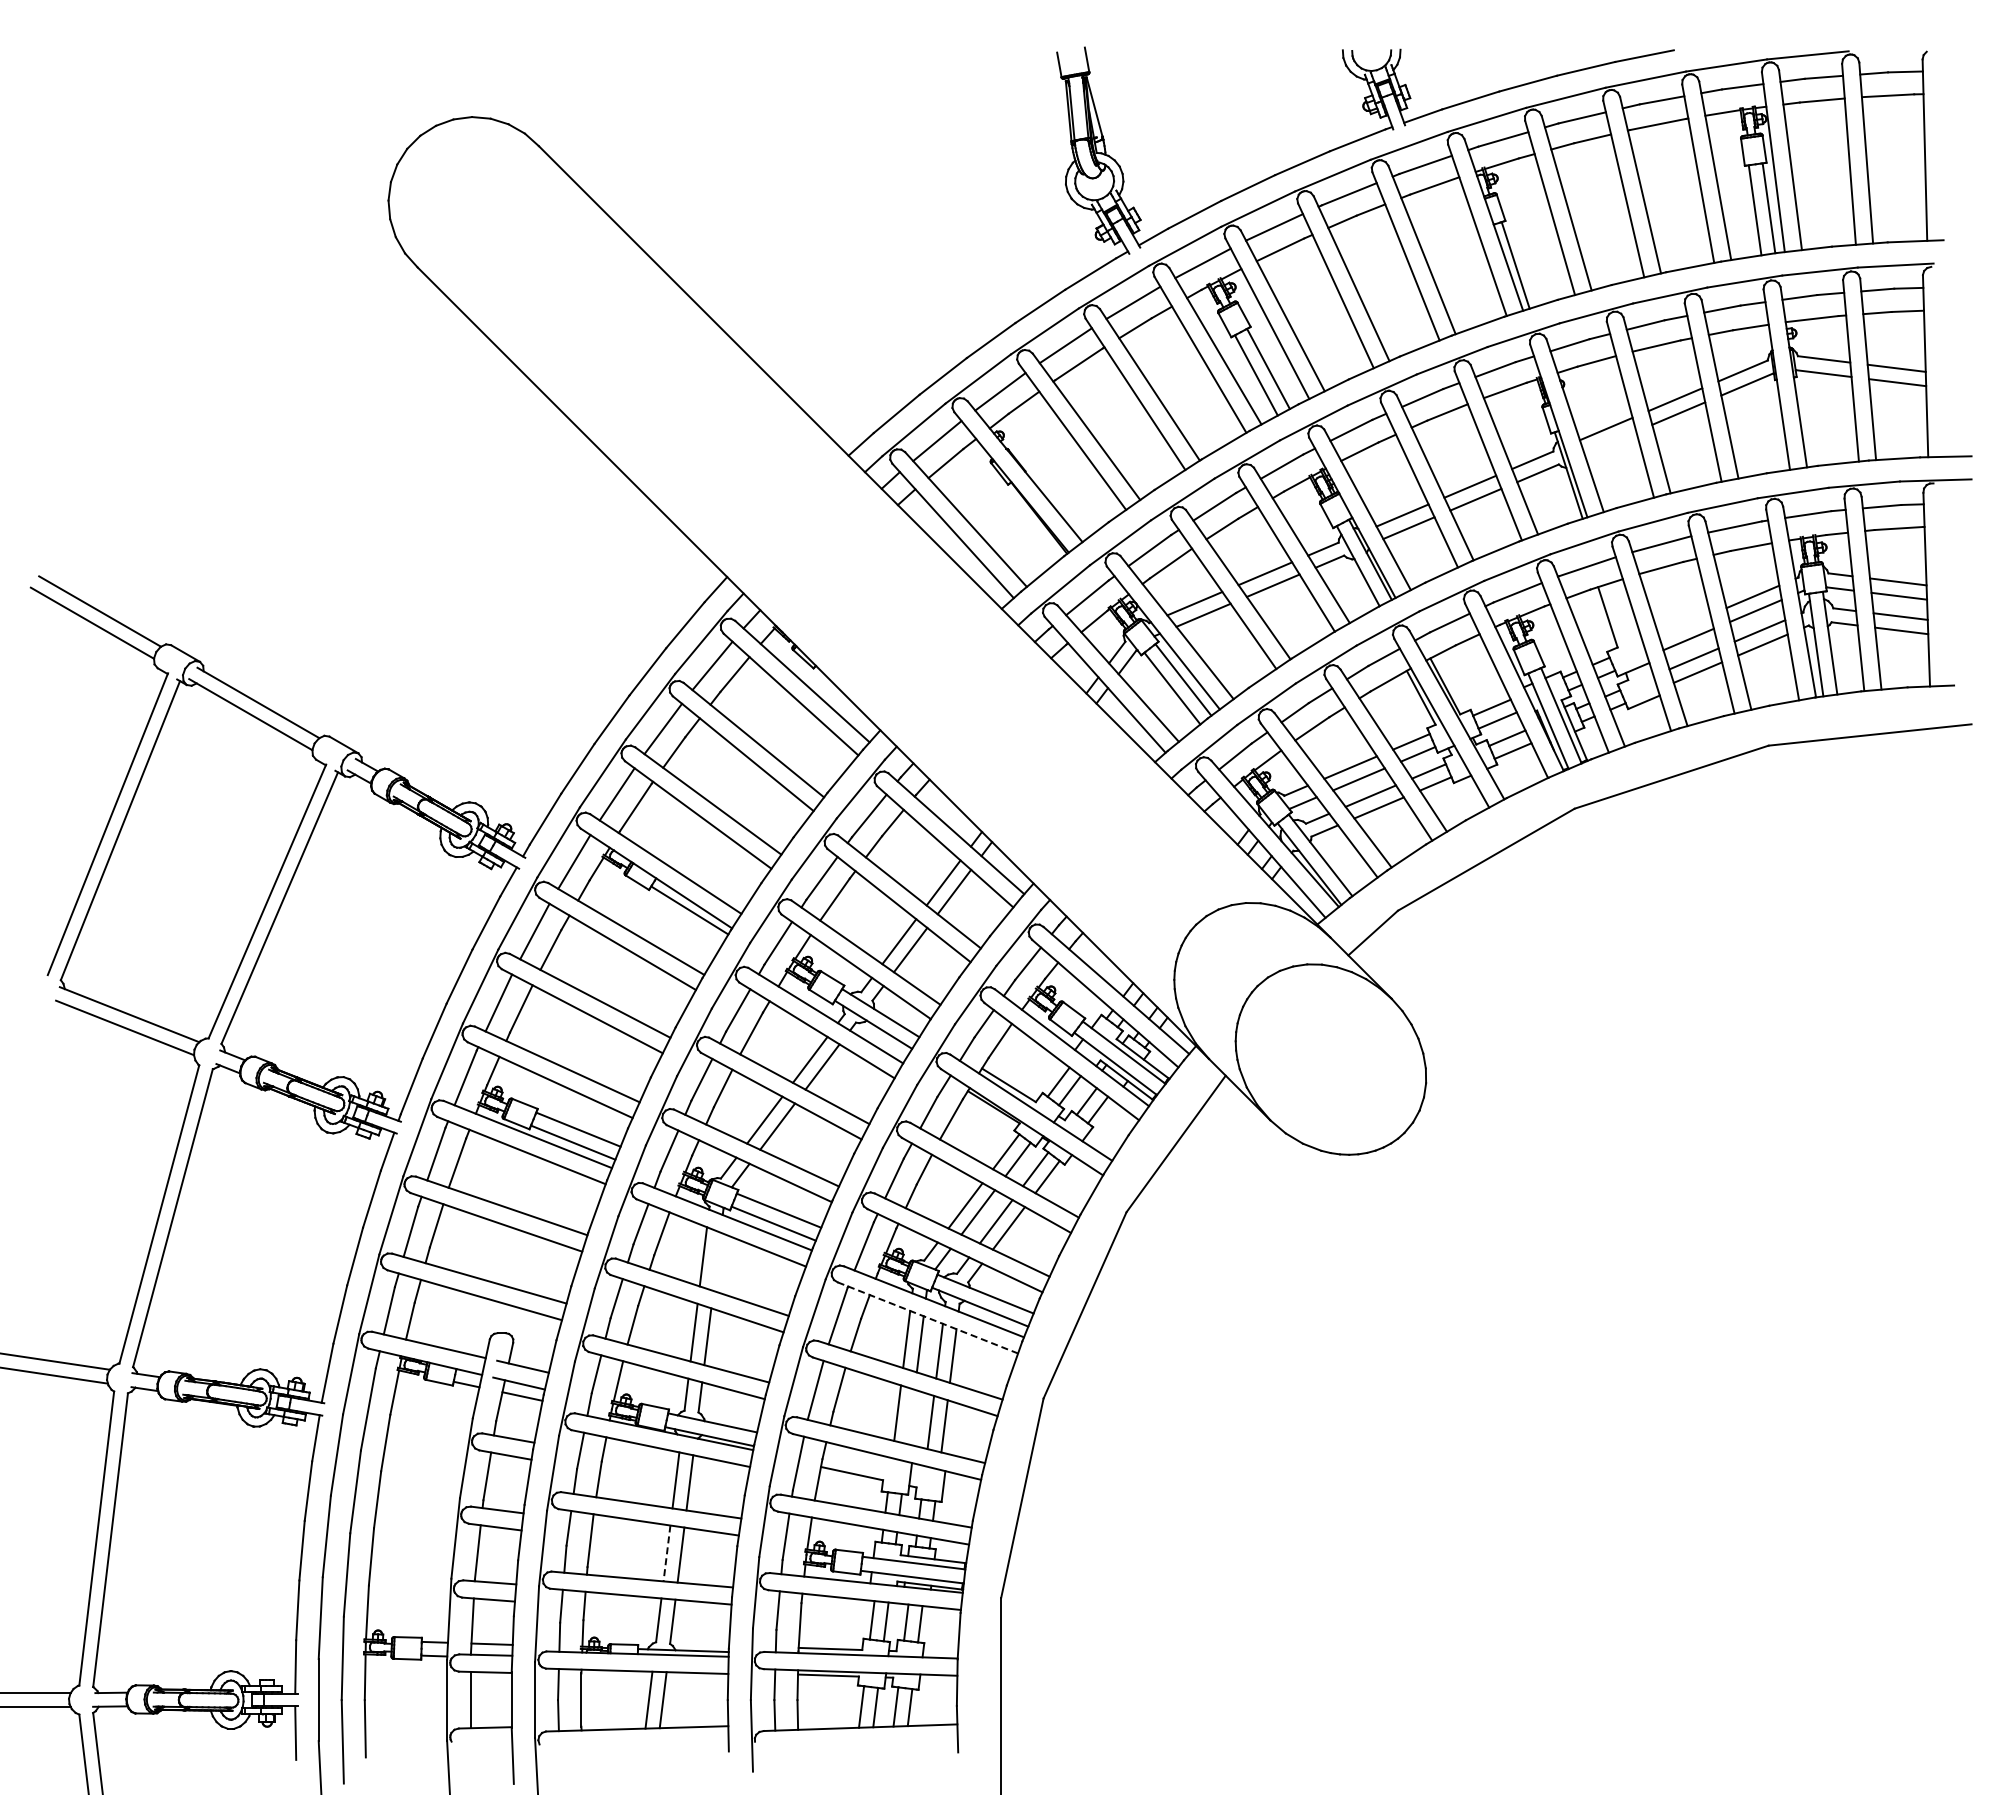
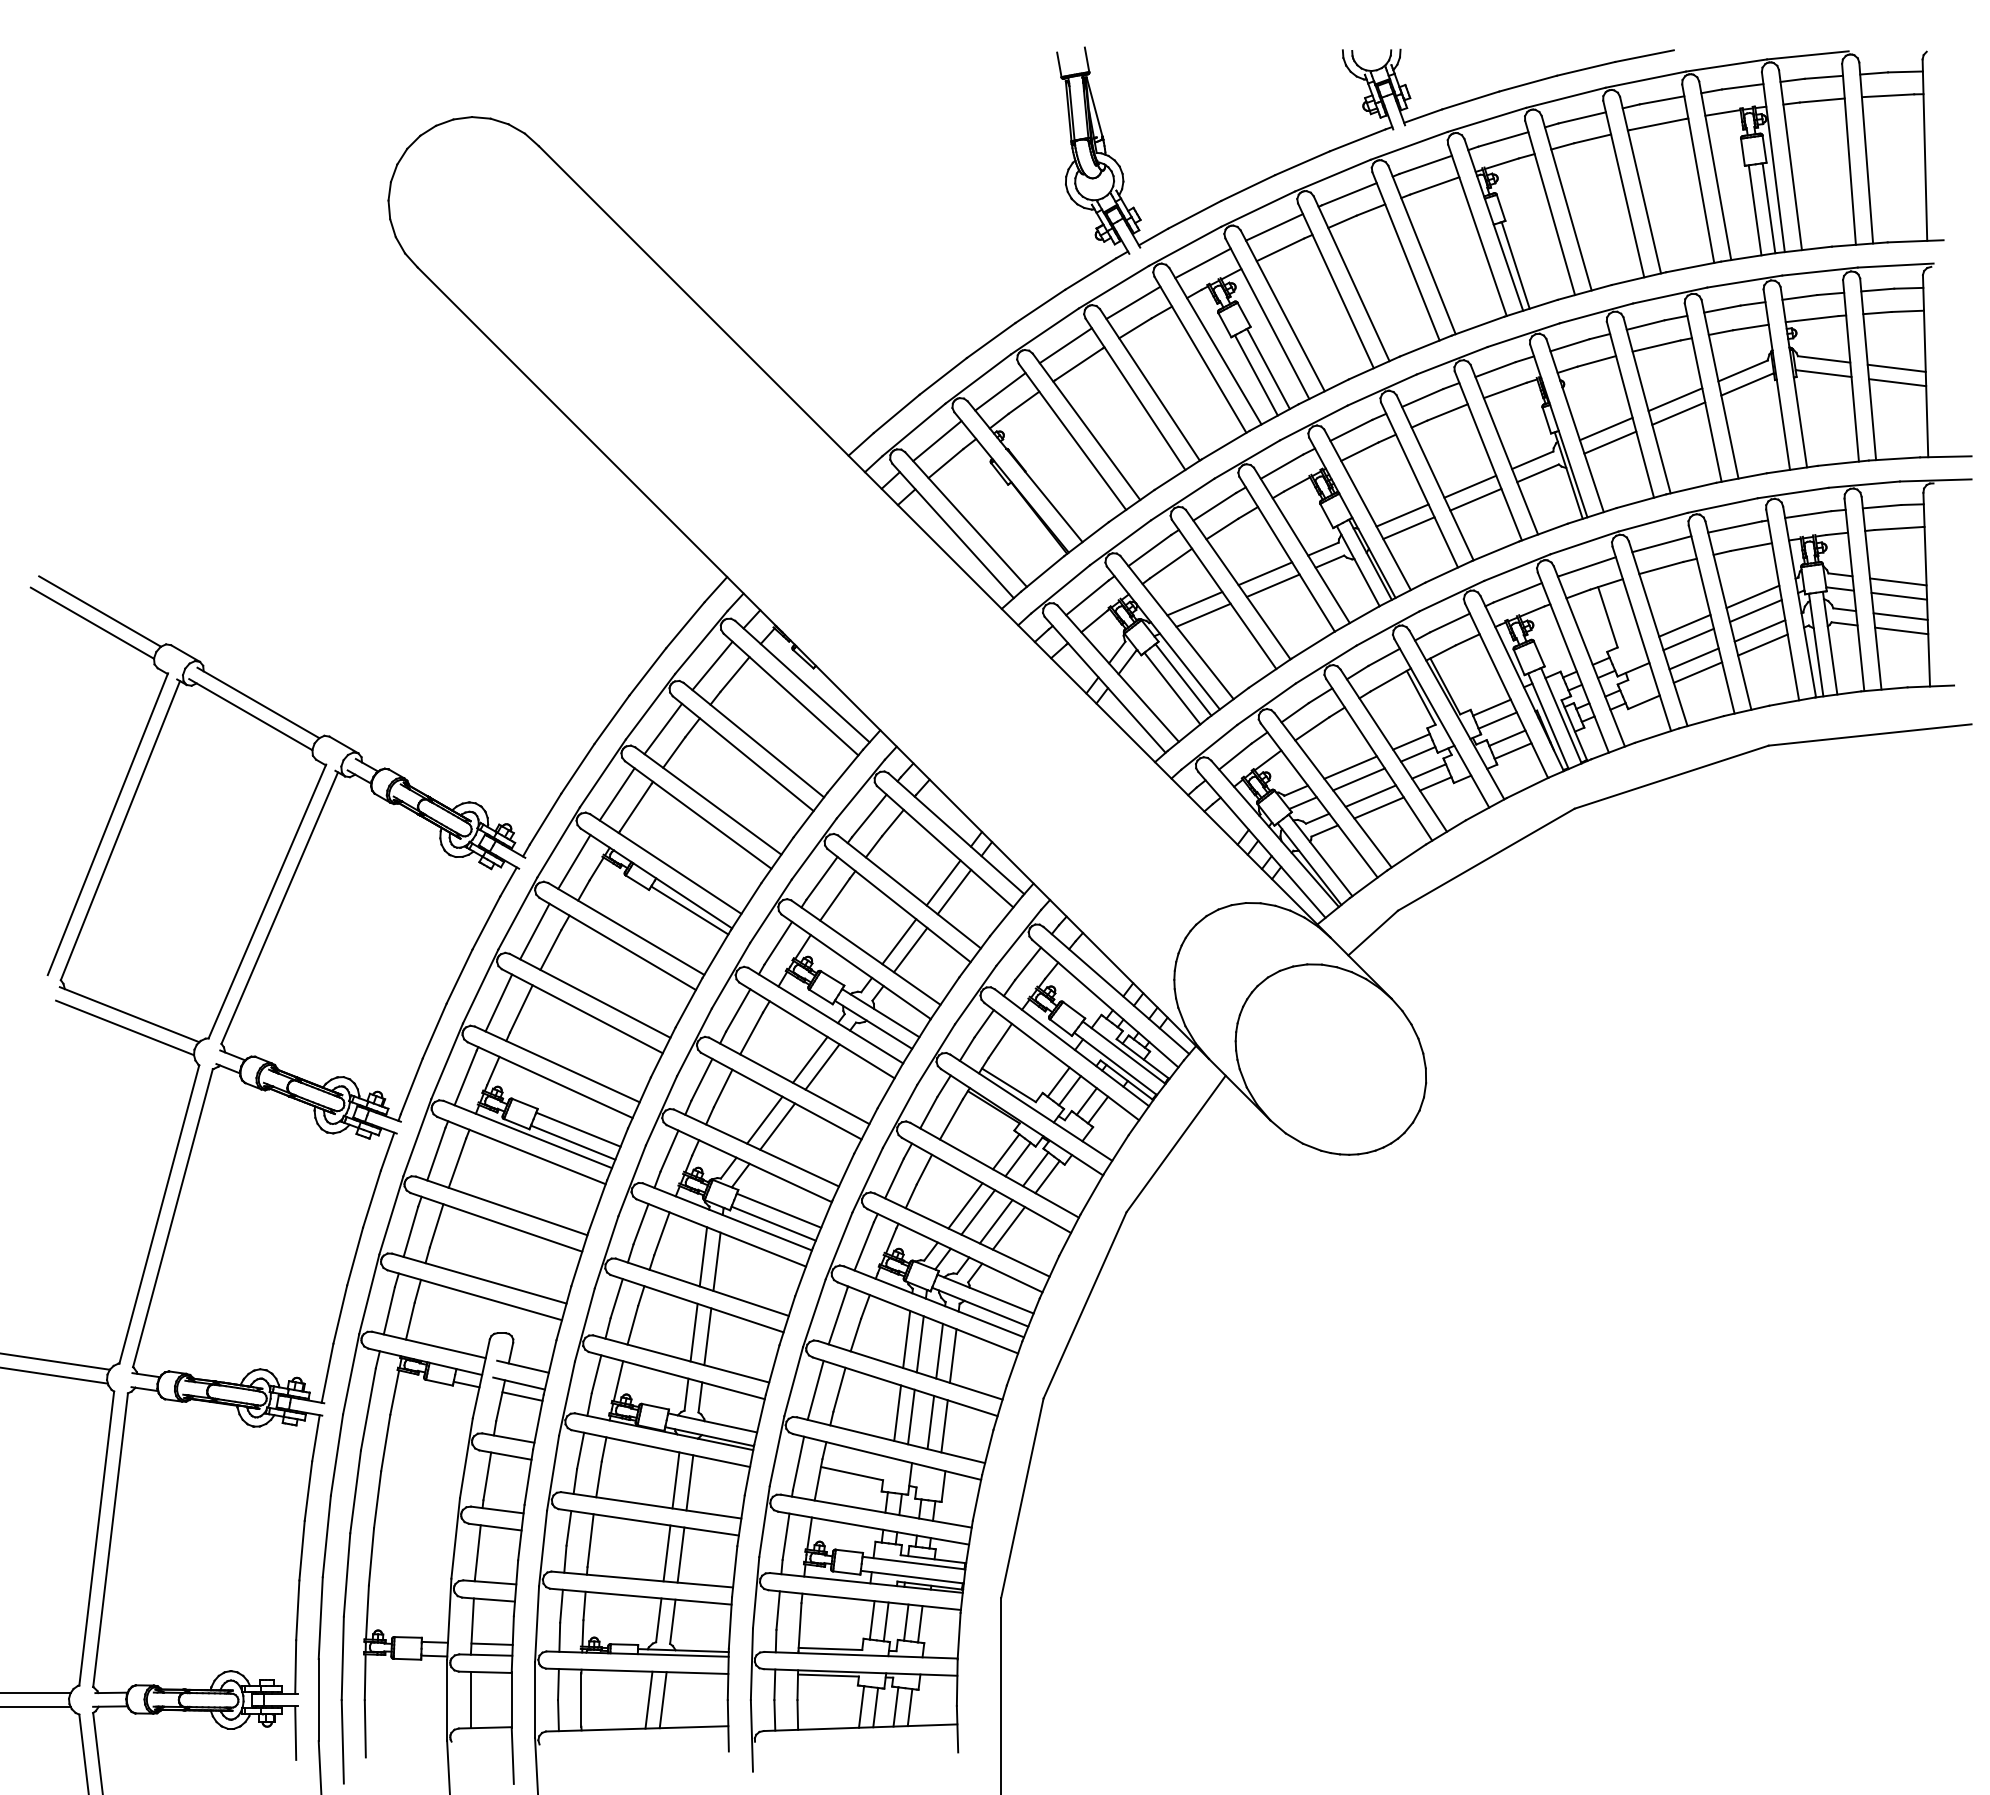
line: none -> present (1610, 442)
line: none -> present (1684, 625)
line: none -> present (716, 1261)
line: dashed -> solid (927, 1317)
line: none -> present (911, 1416)
line: dashed -> solid (666, 1553)
